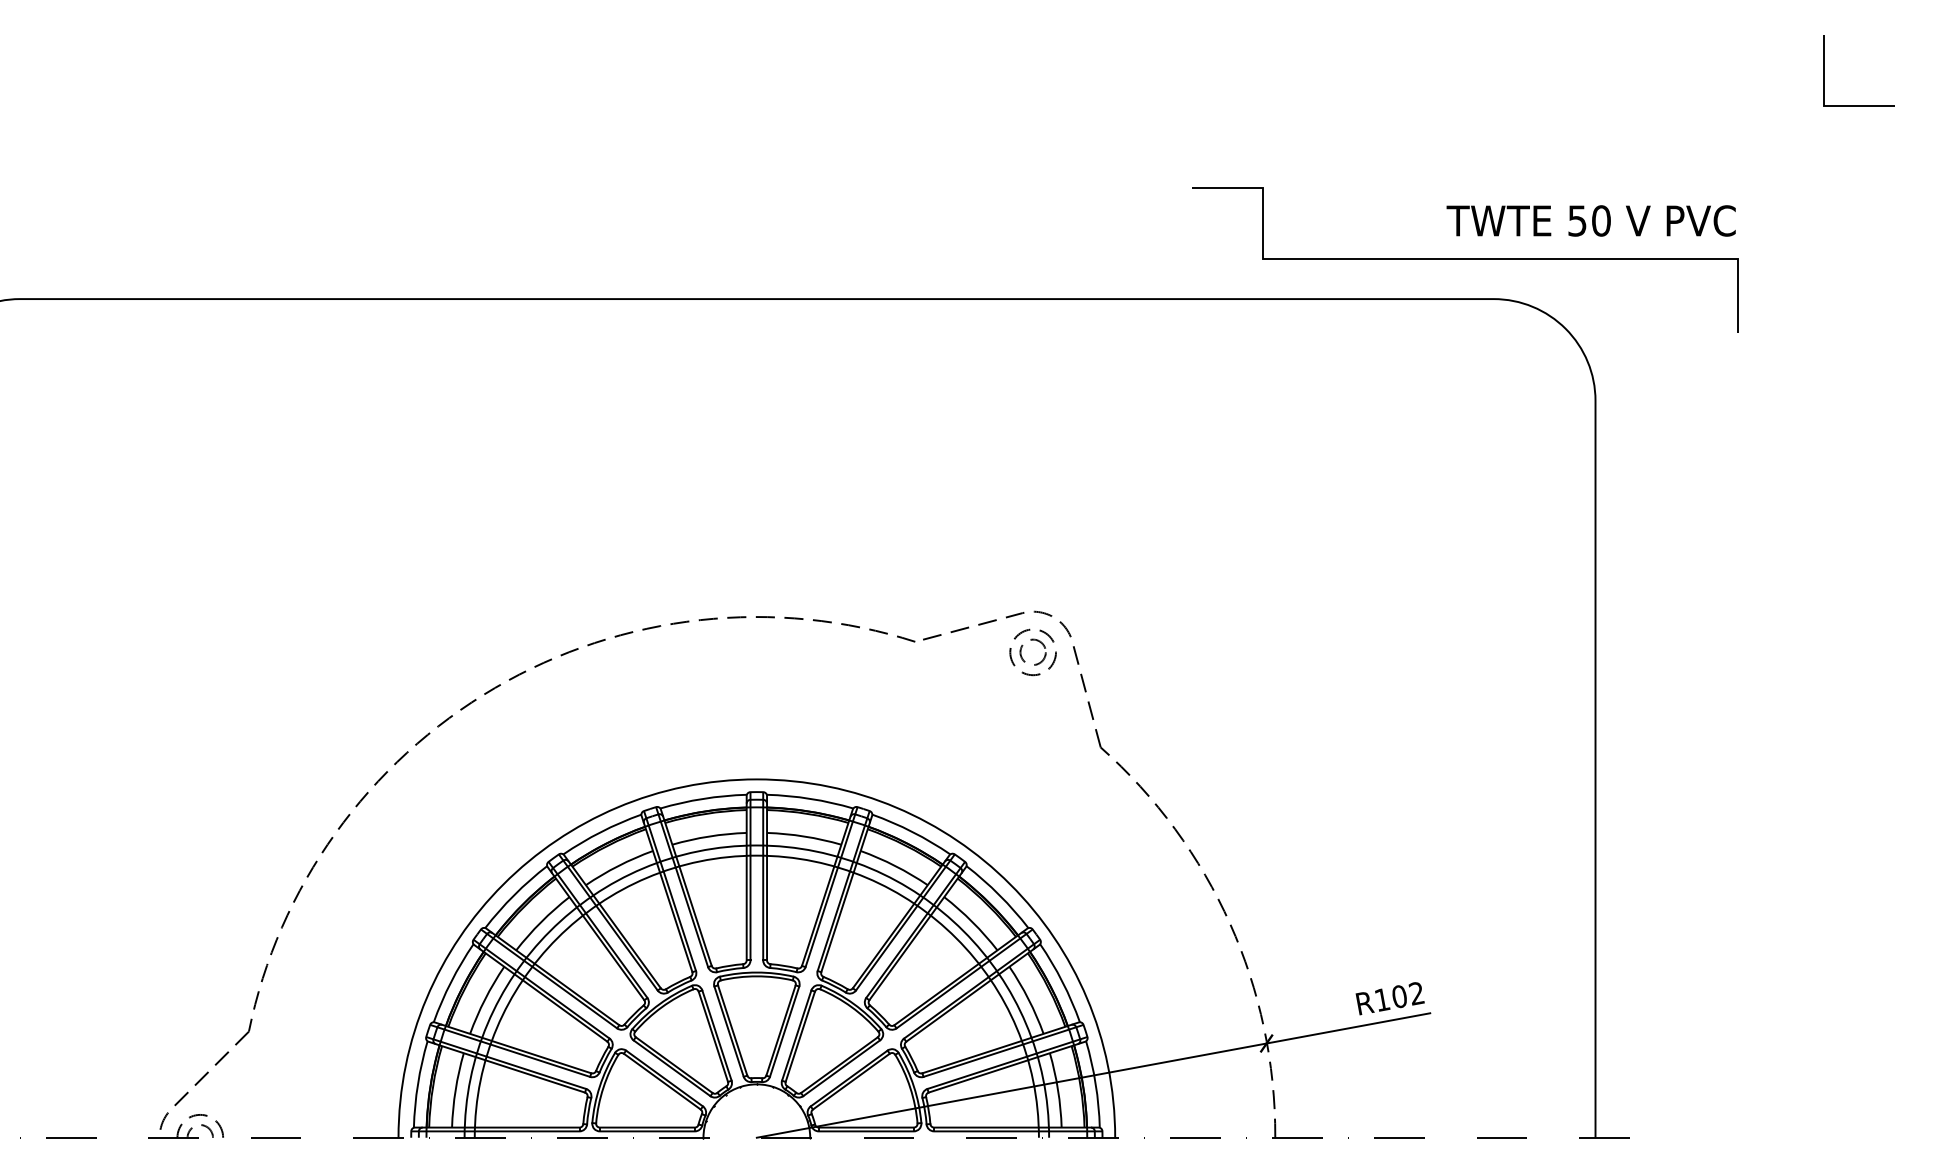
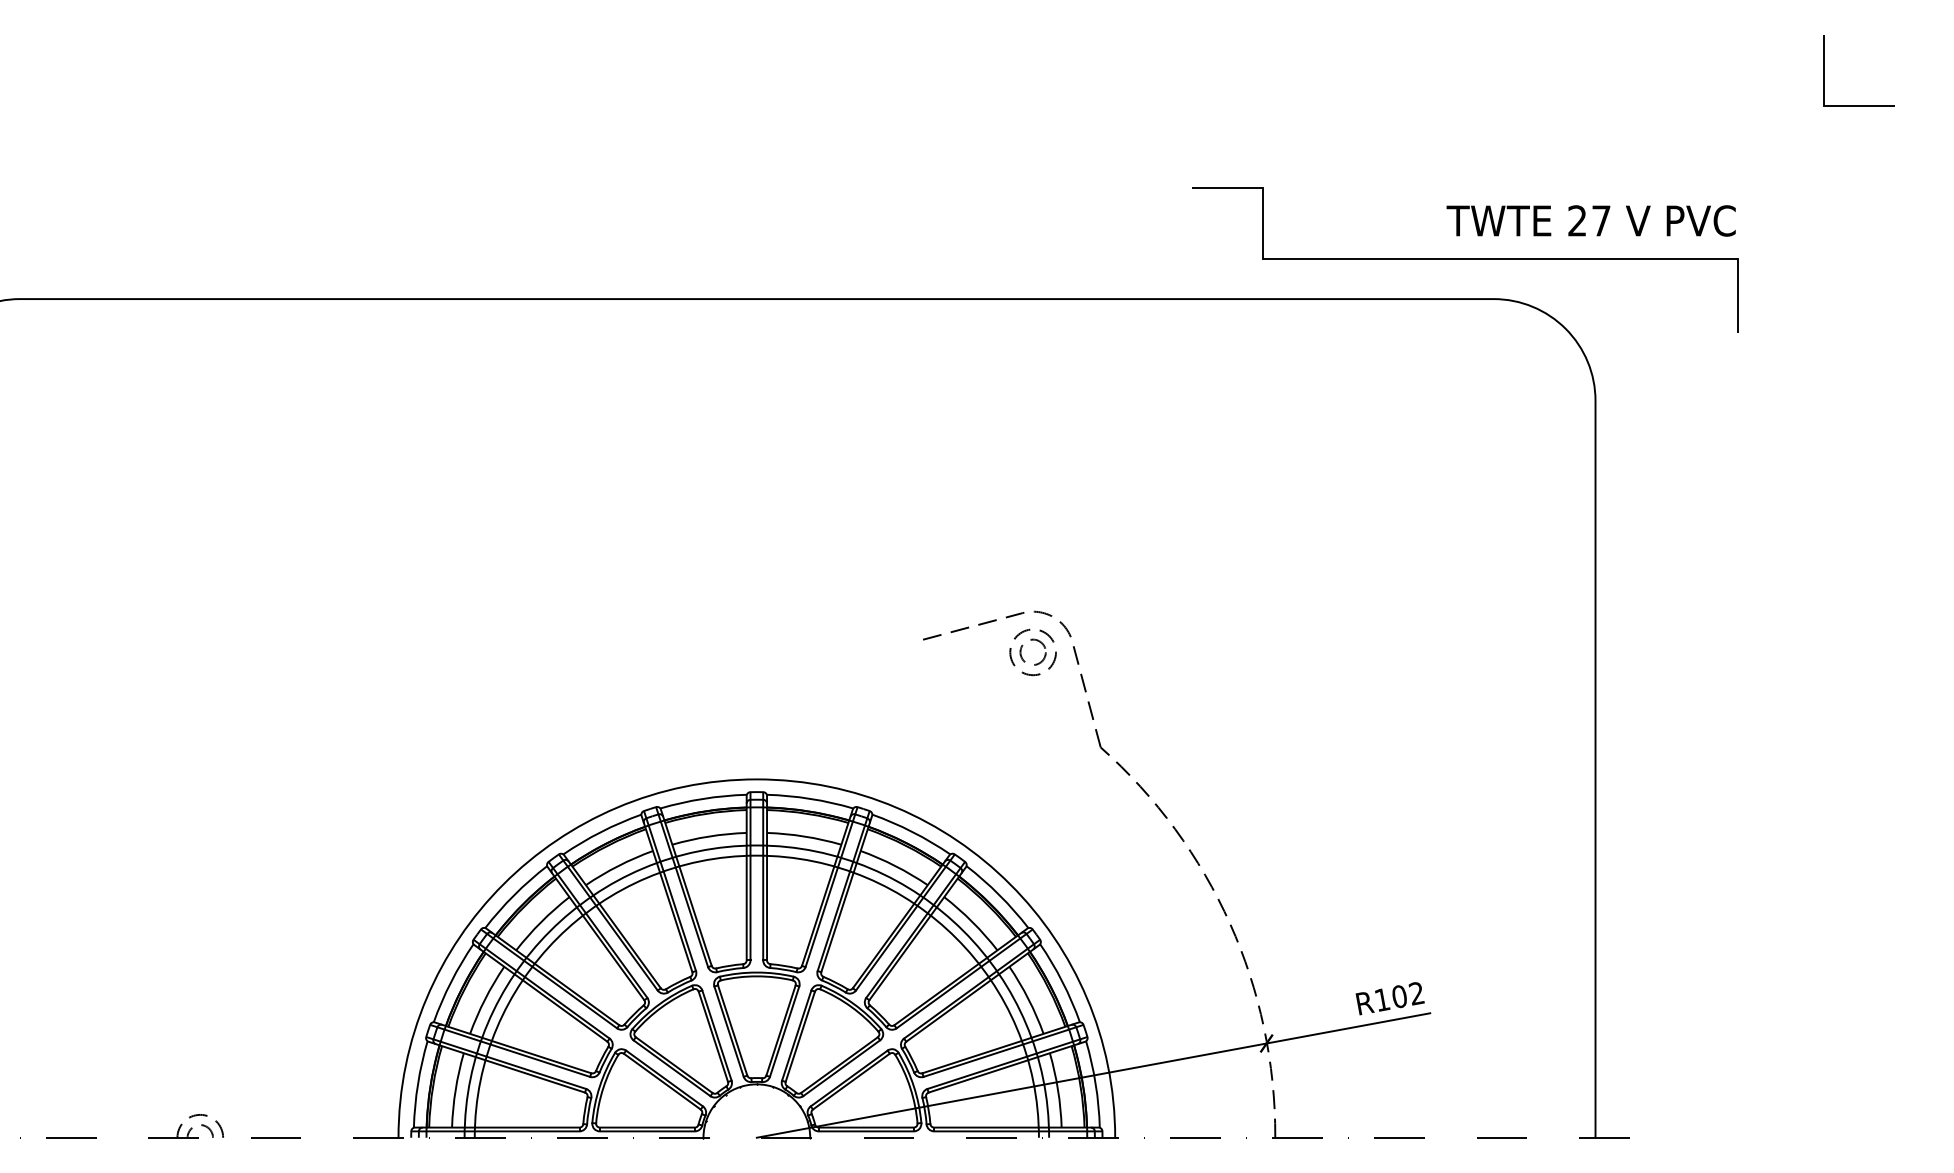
text: 50 -> 27 (1589, 220)
part: present -> none (425, 738)
